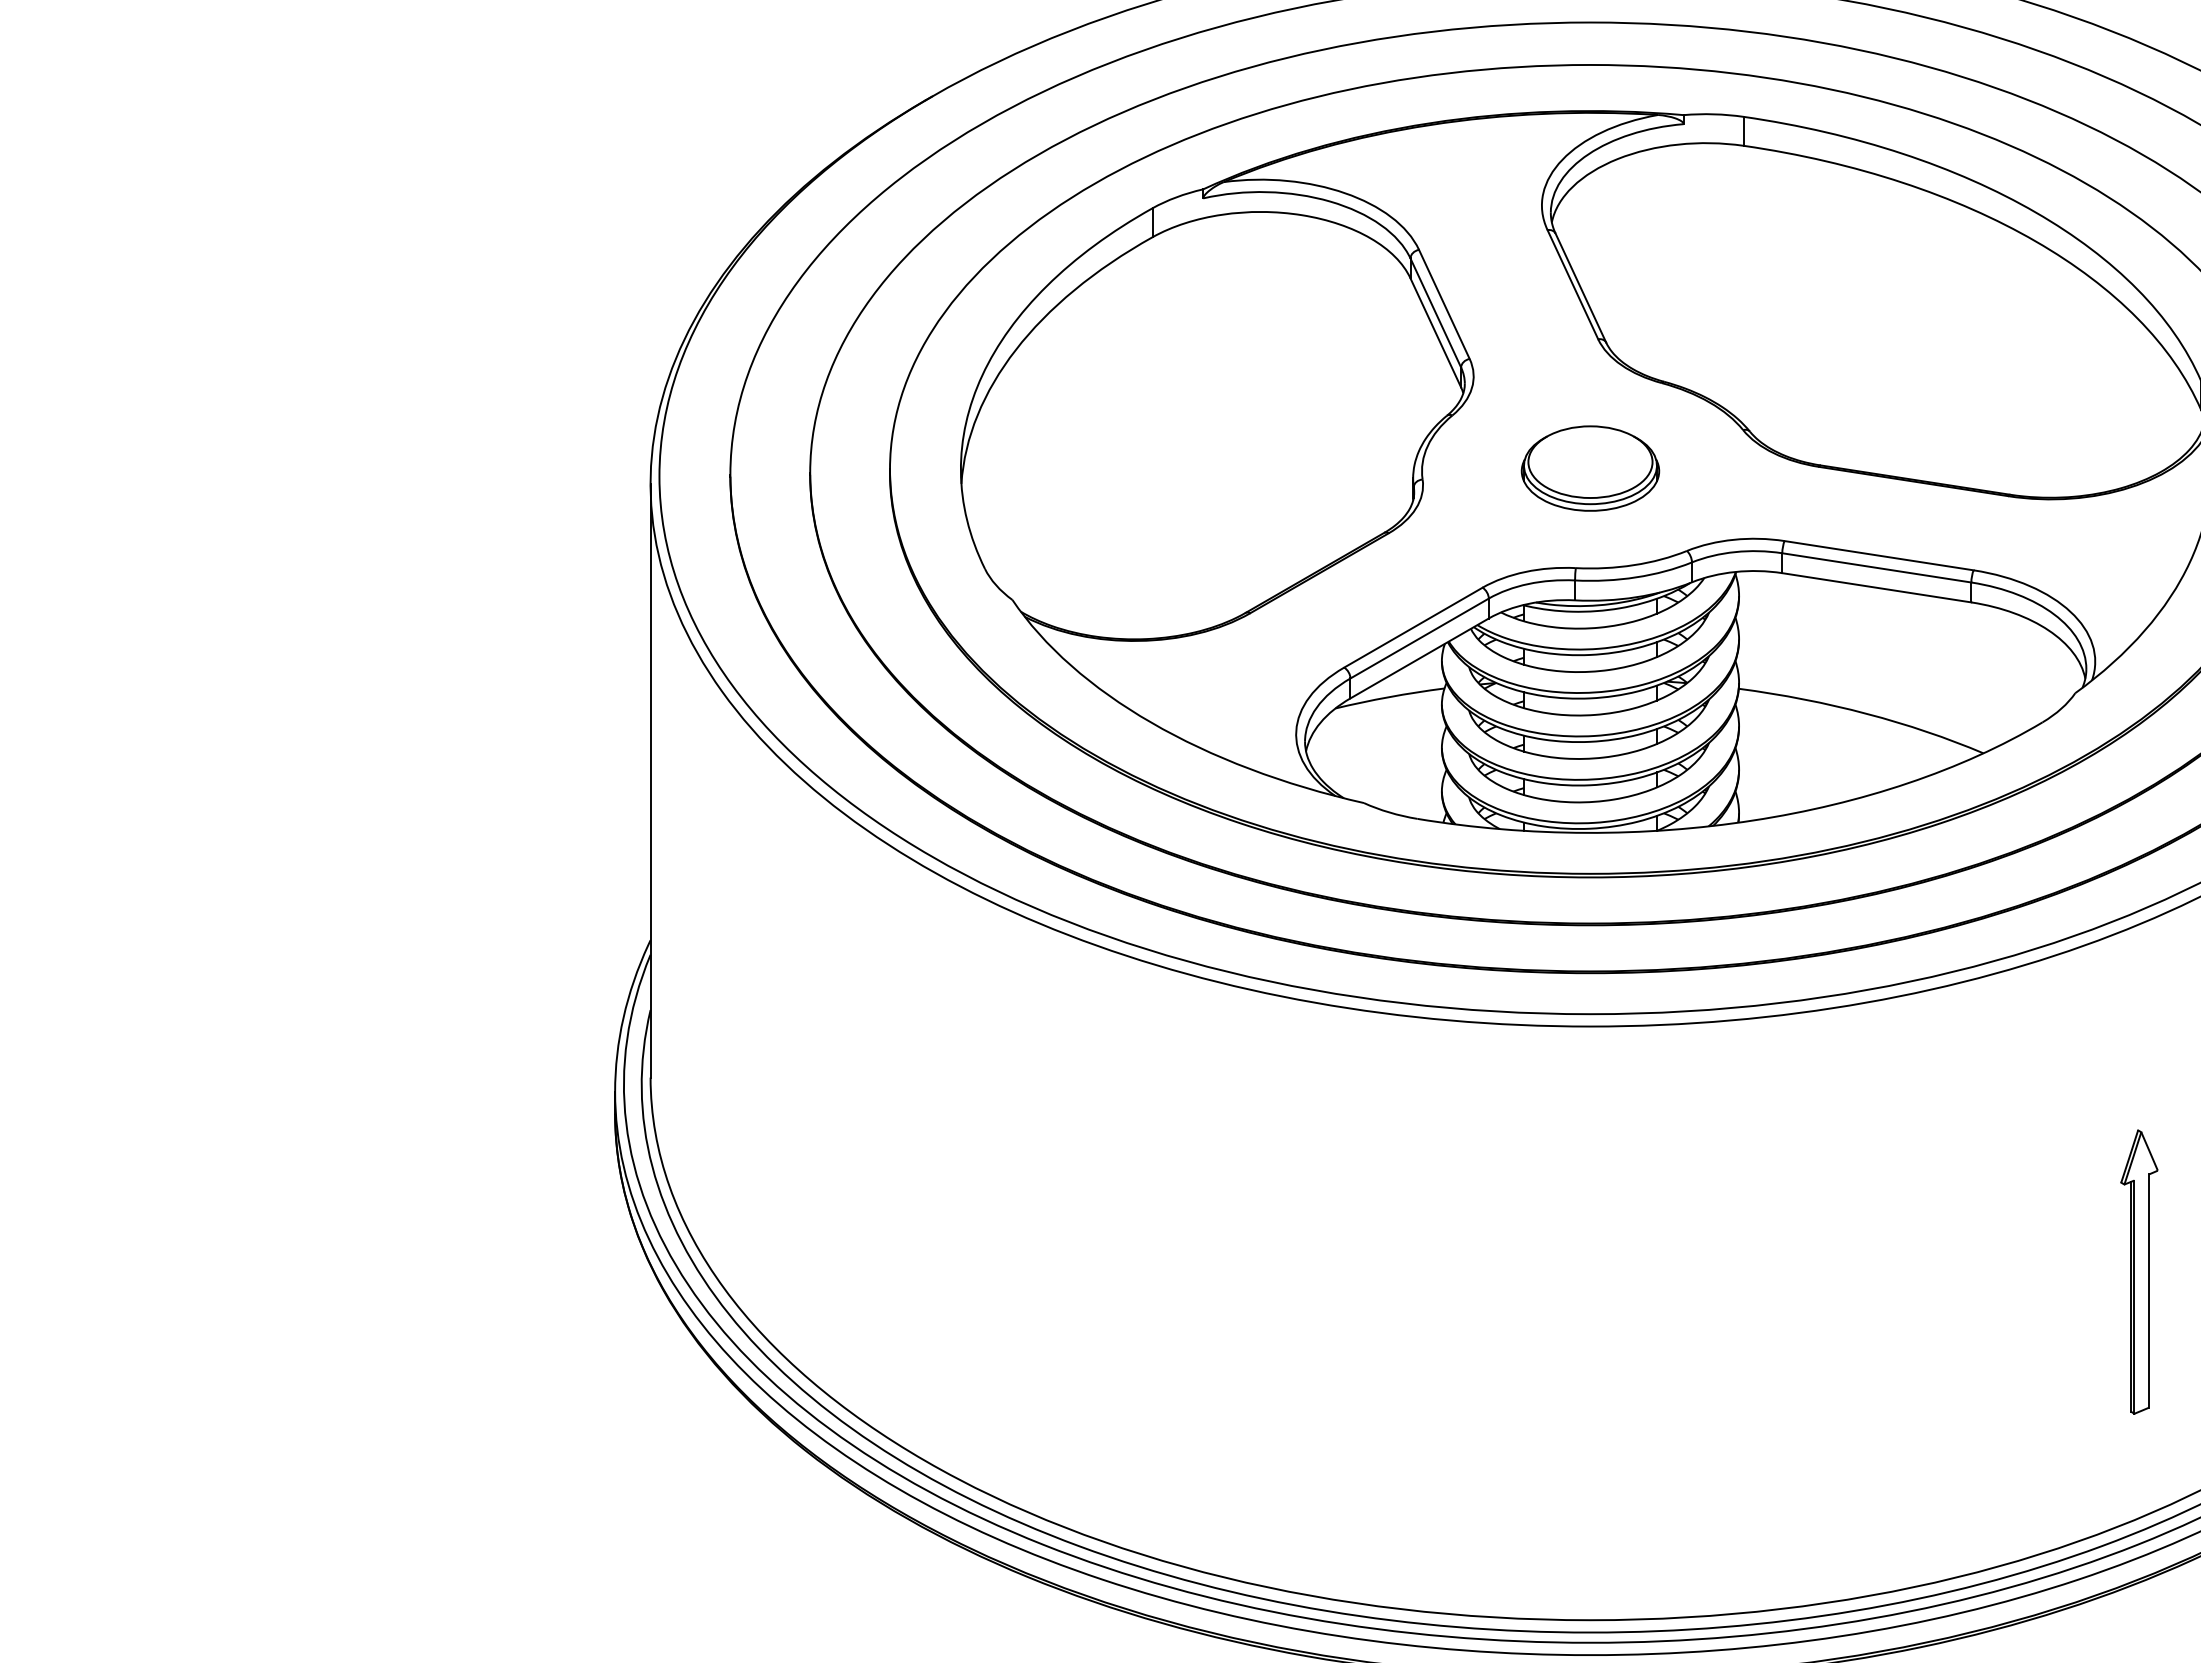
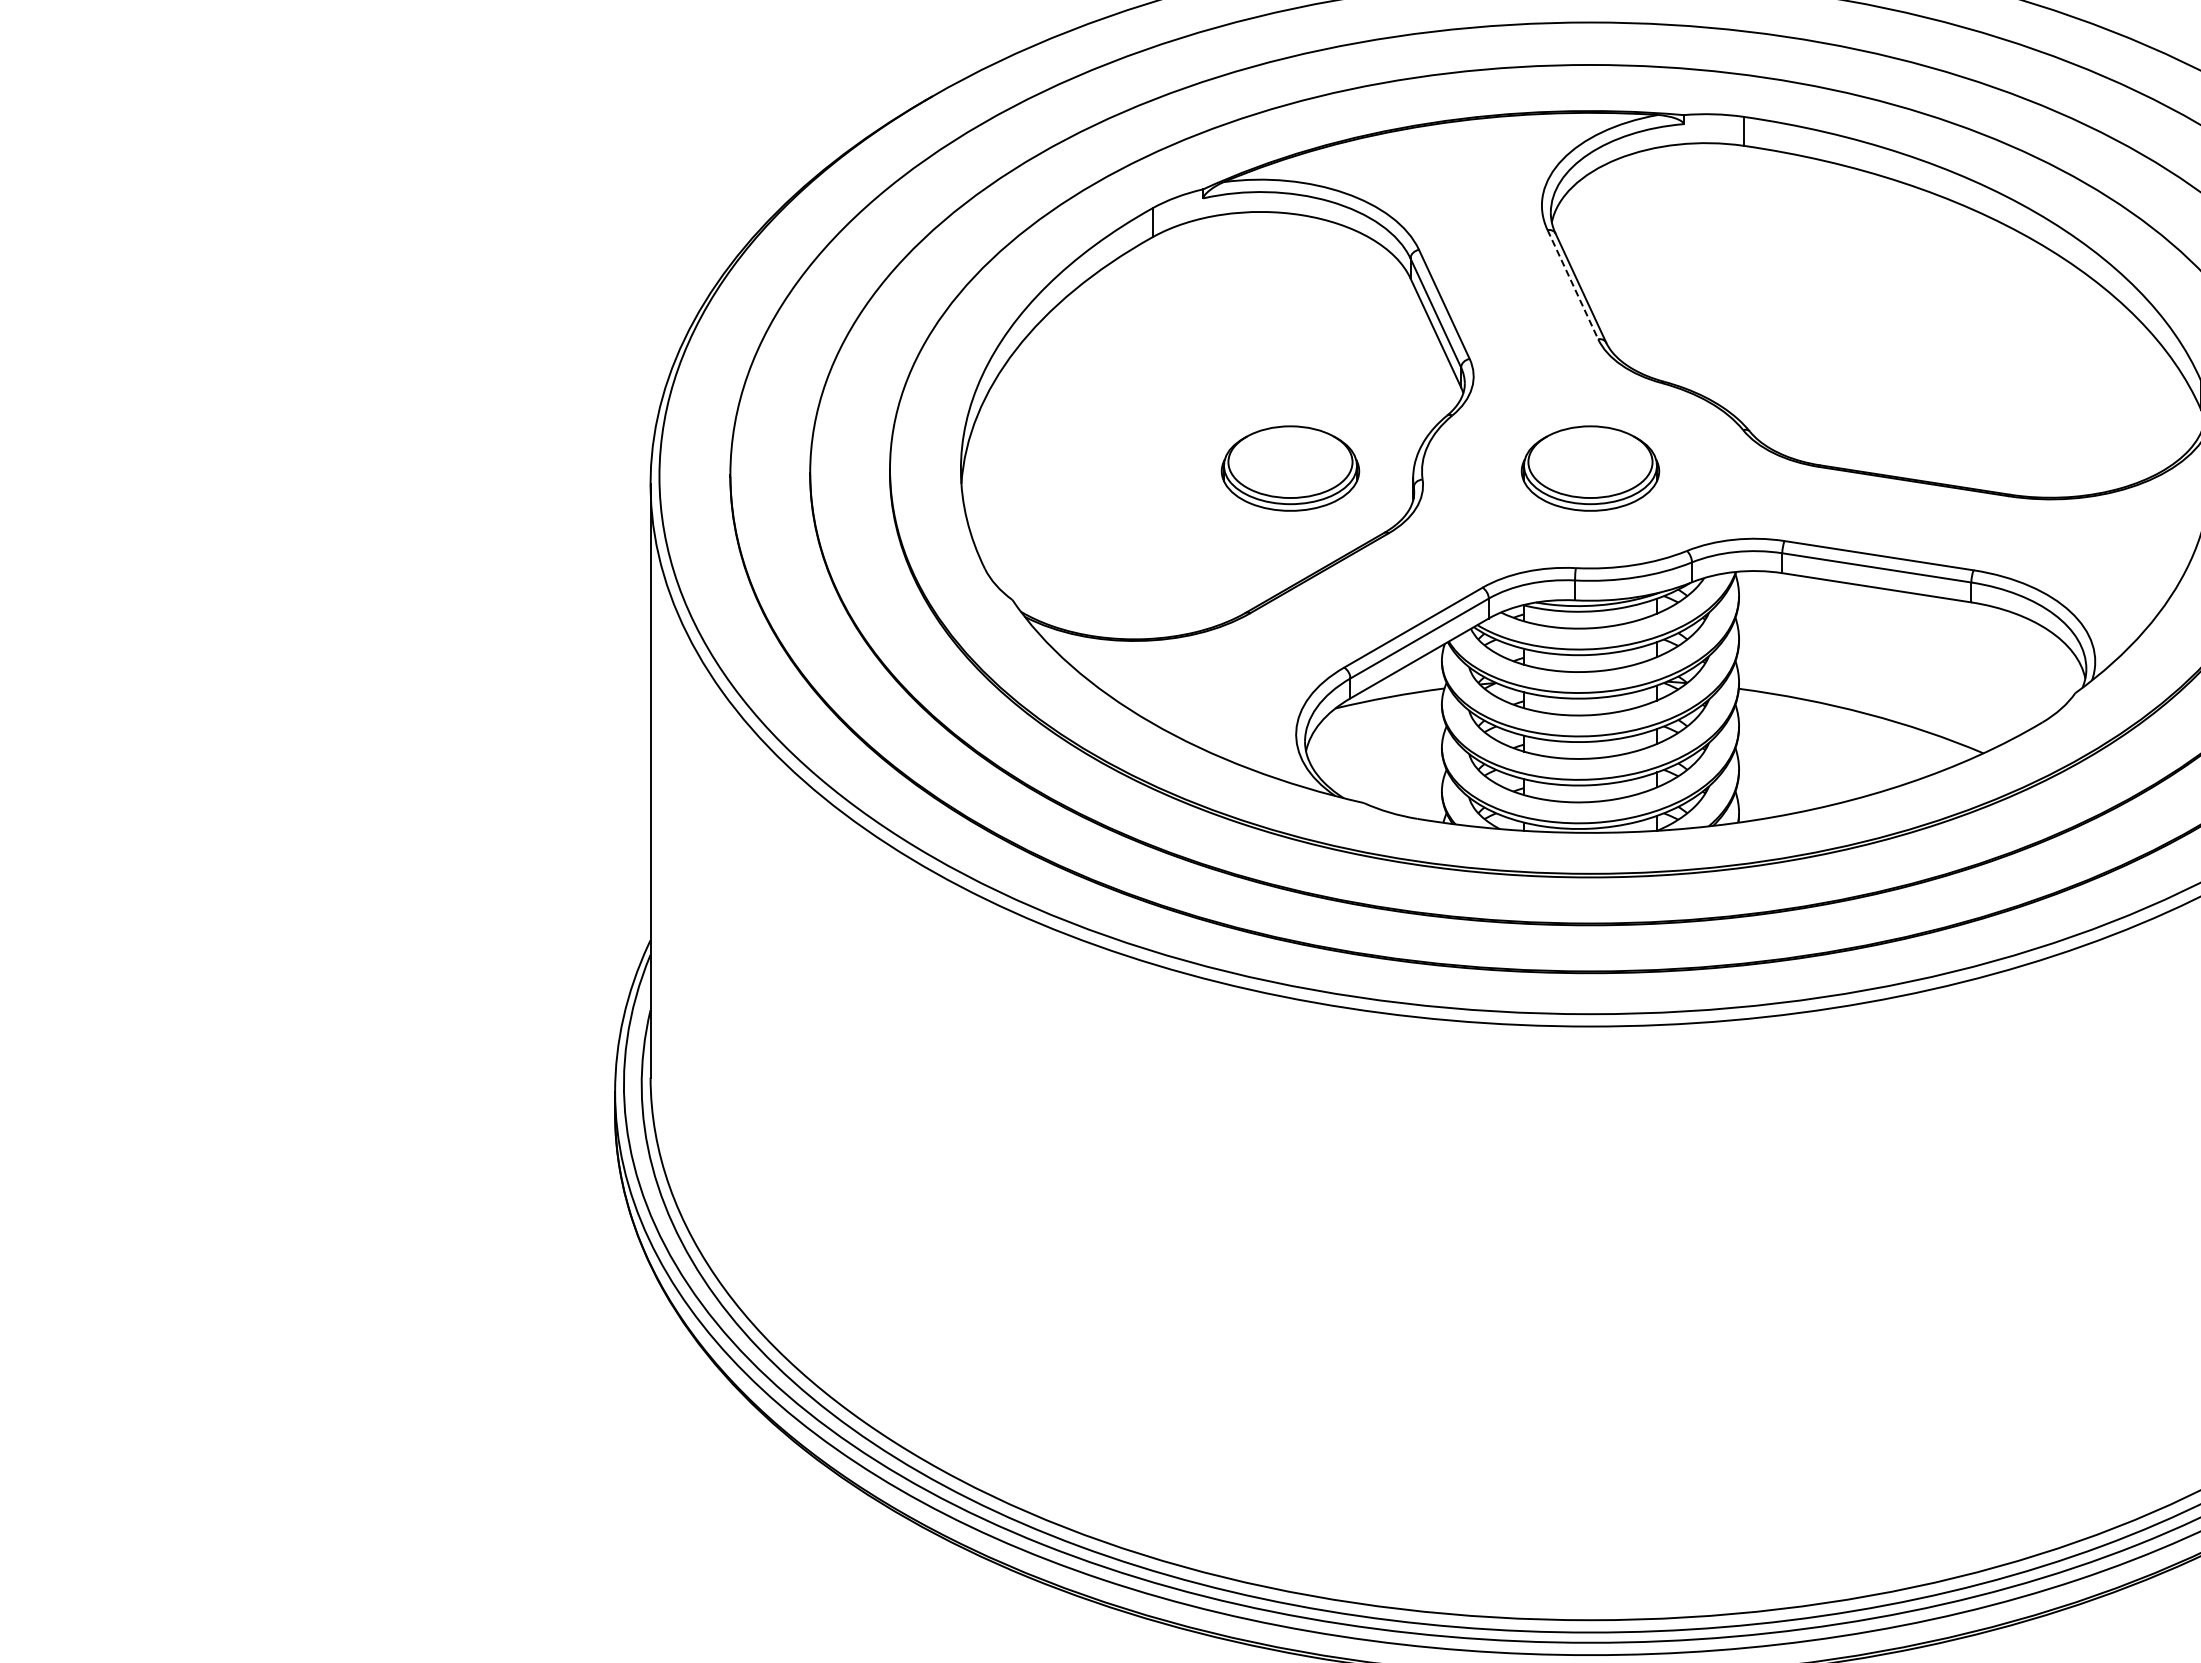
line: solid -> dashed (1573, 285)
part: none -> present (1290, 468)
part: present -> none (2139, 1271)
